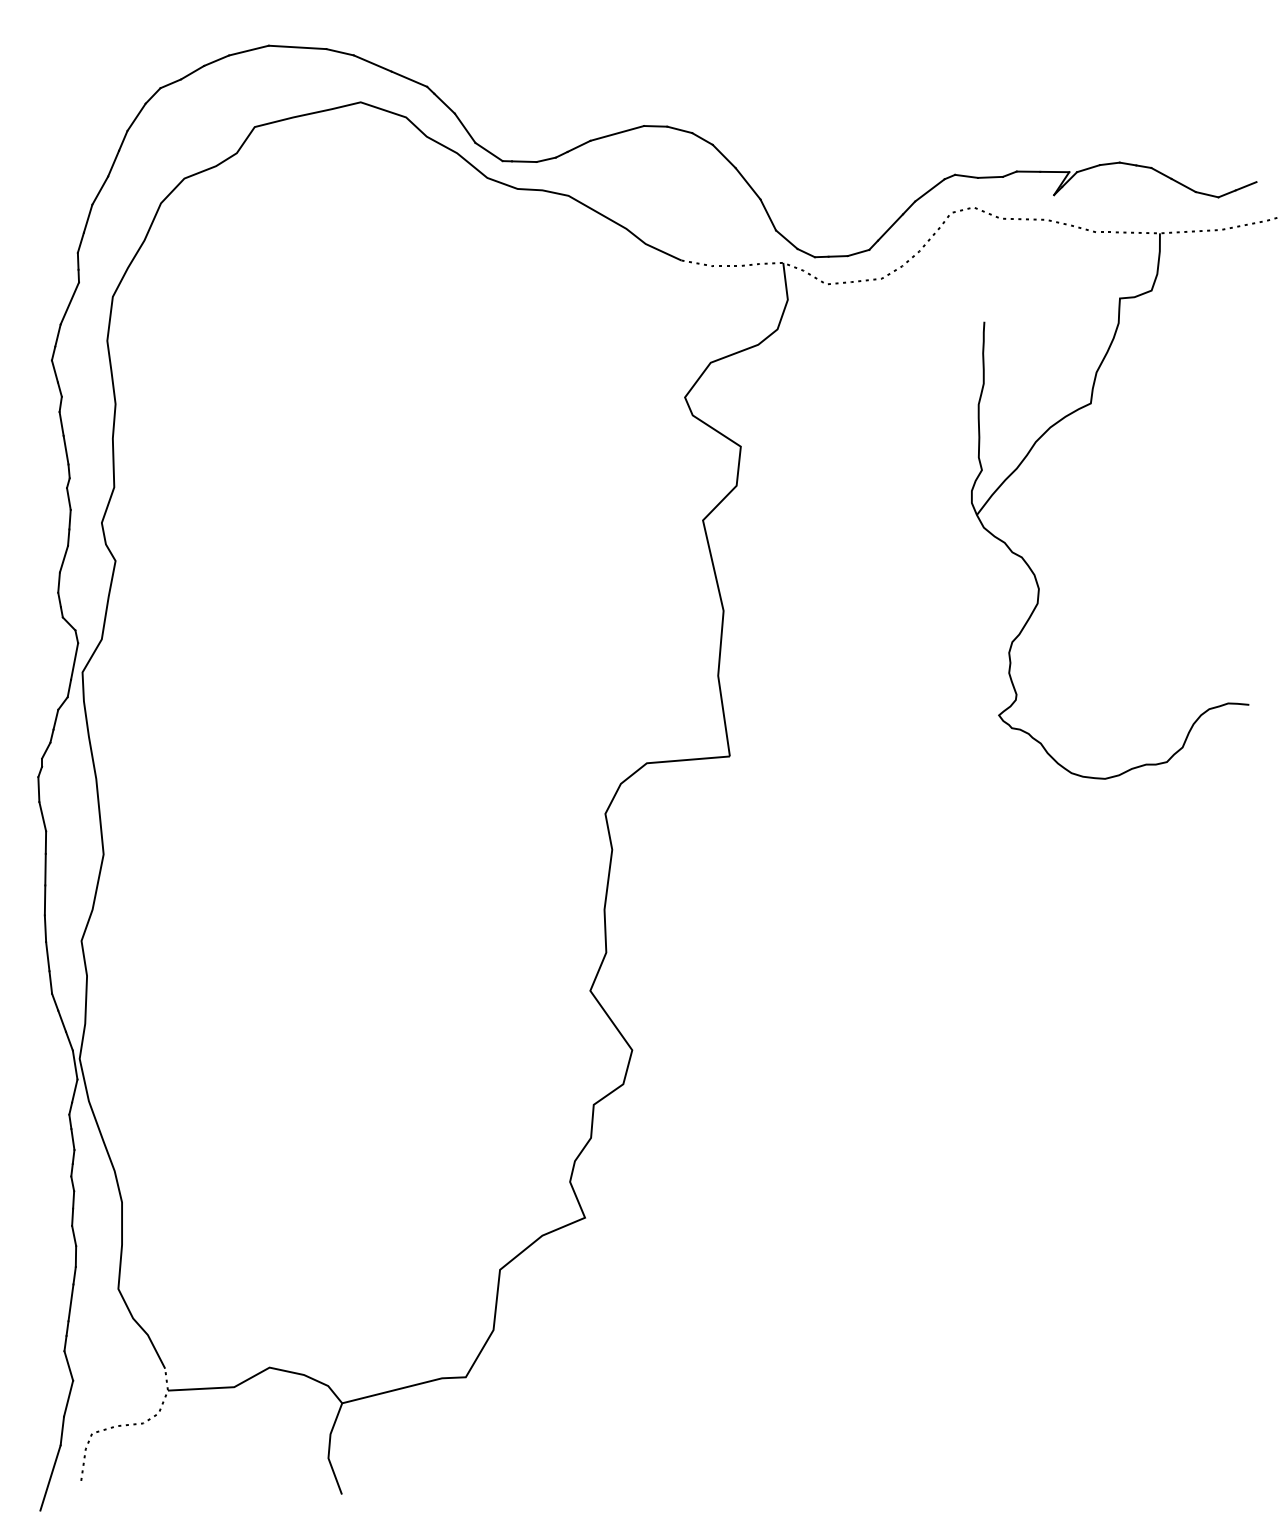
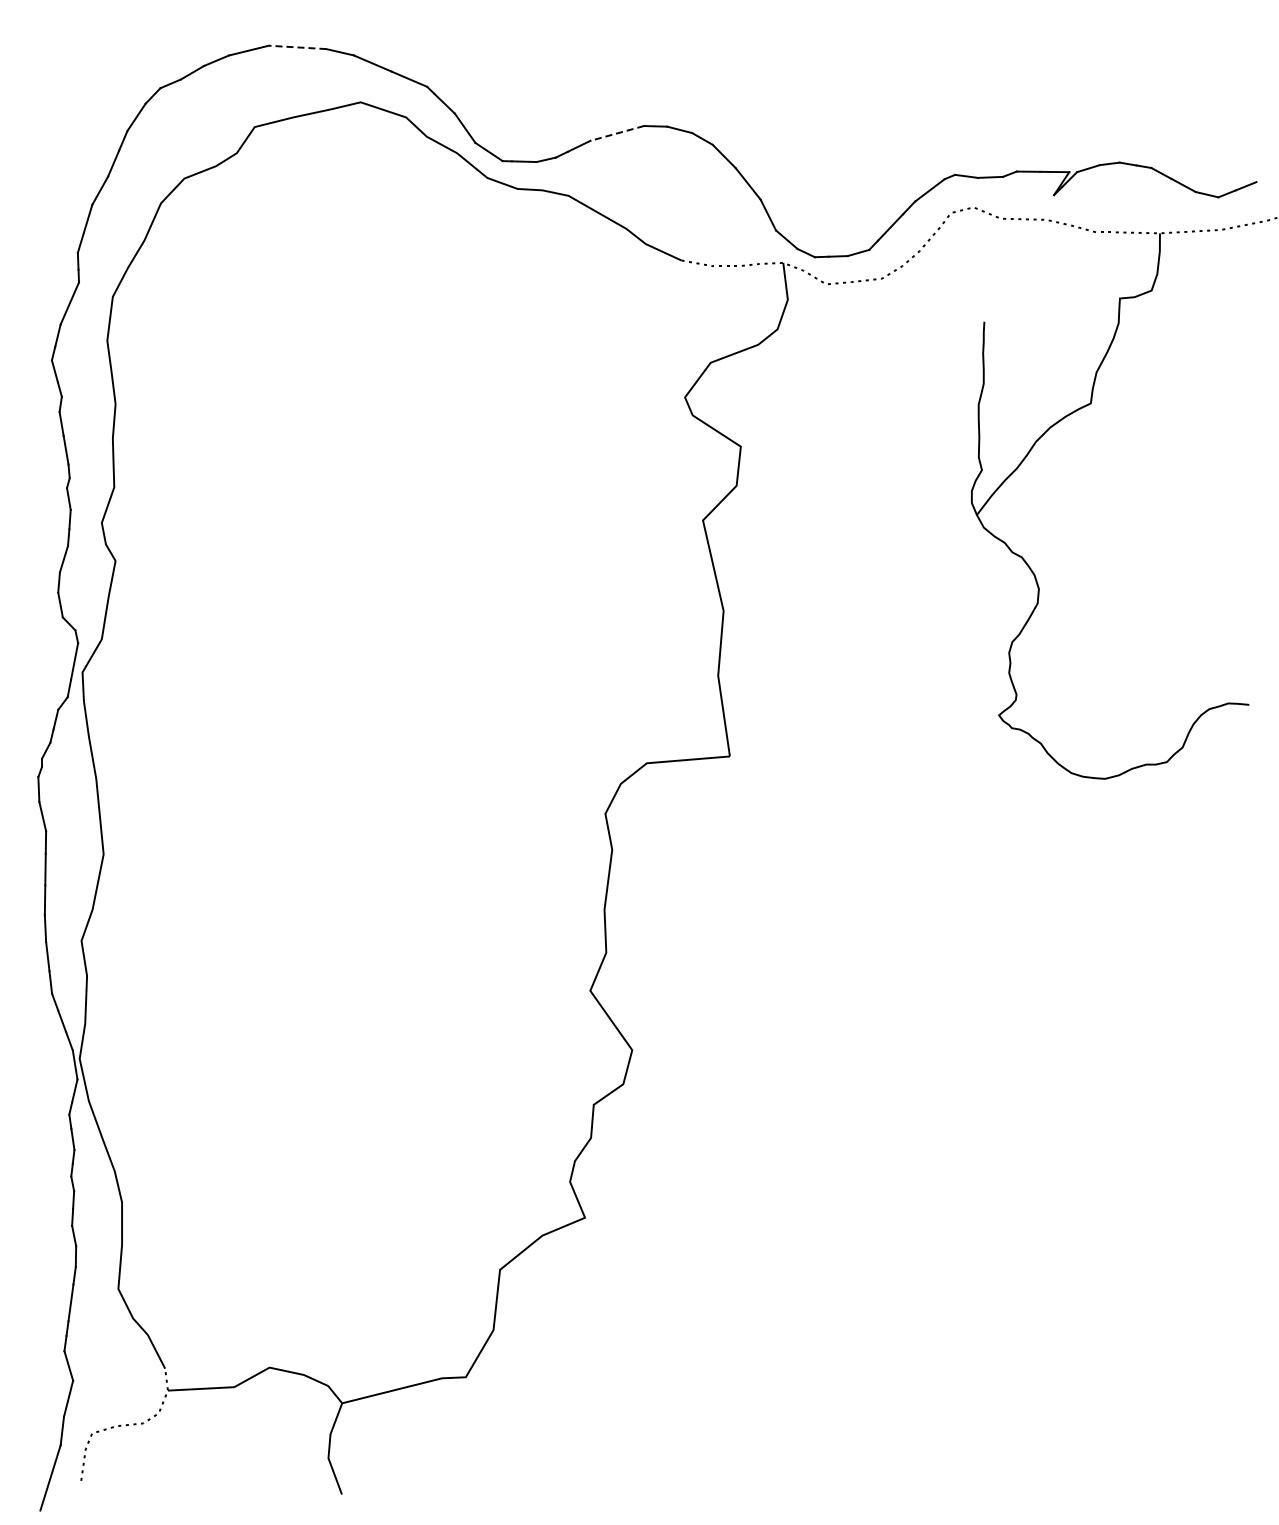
line: solid -> dashed (297, 47)
line: solid -> dashed (617, 133)
